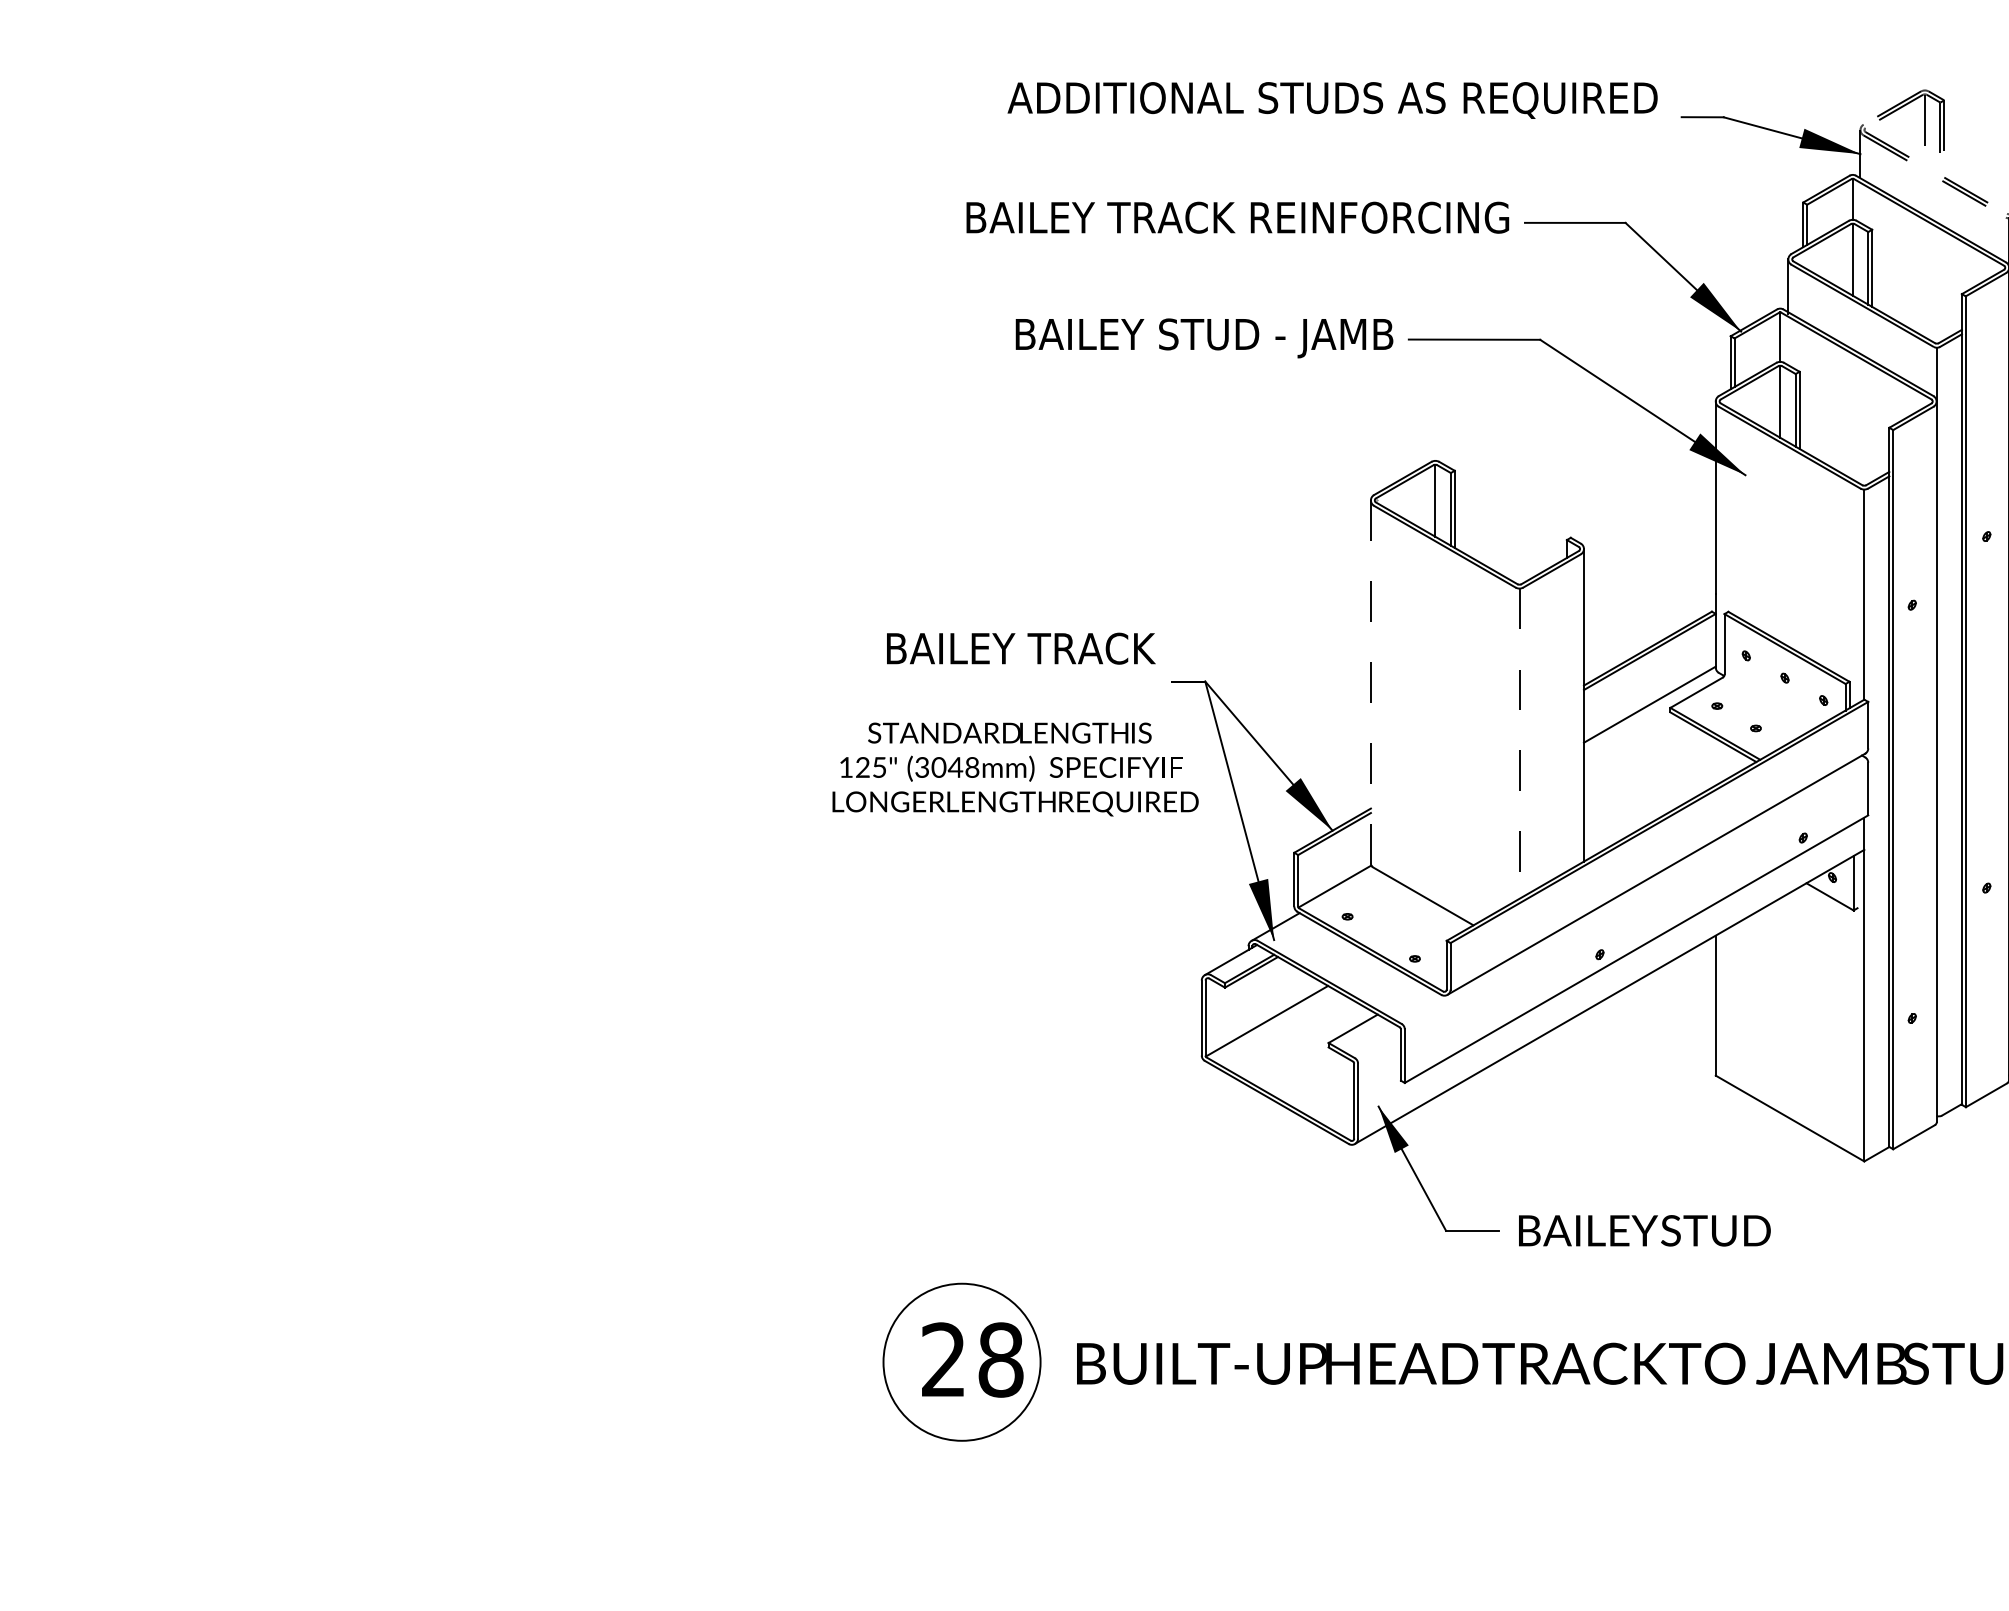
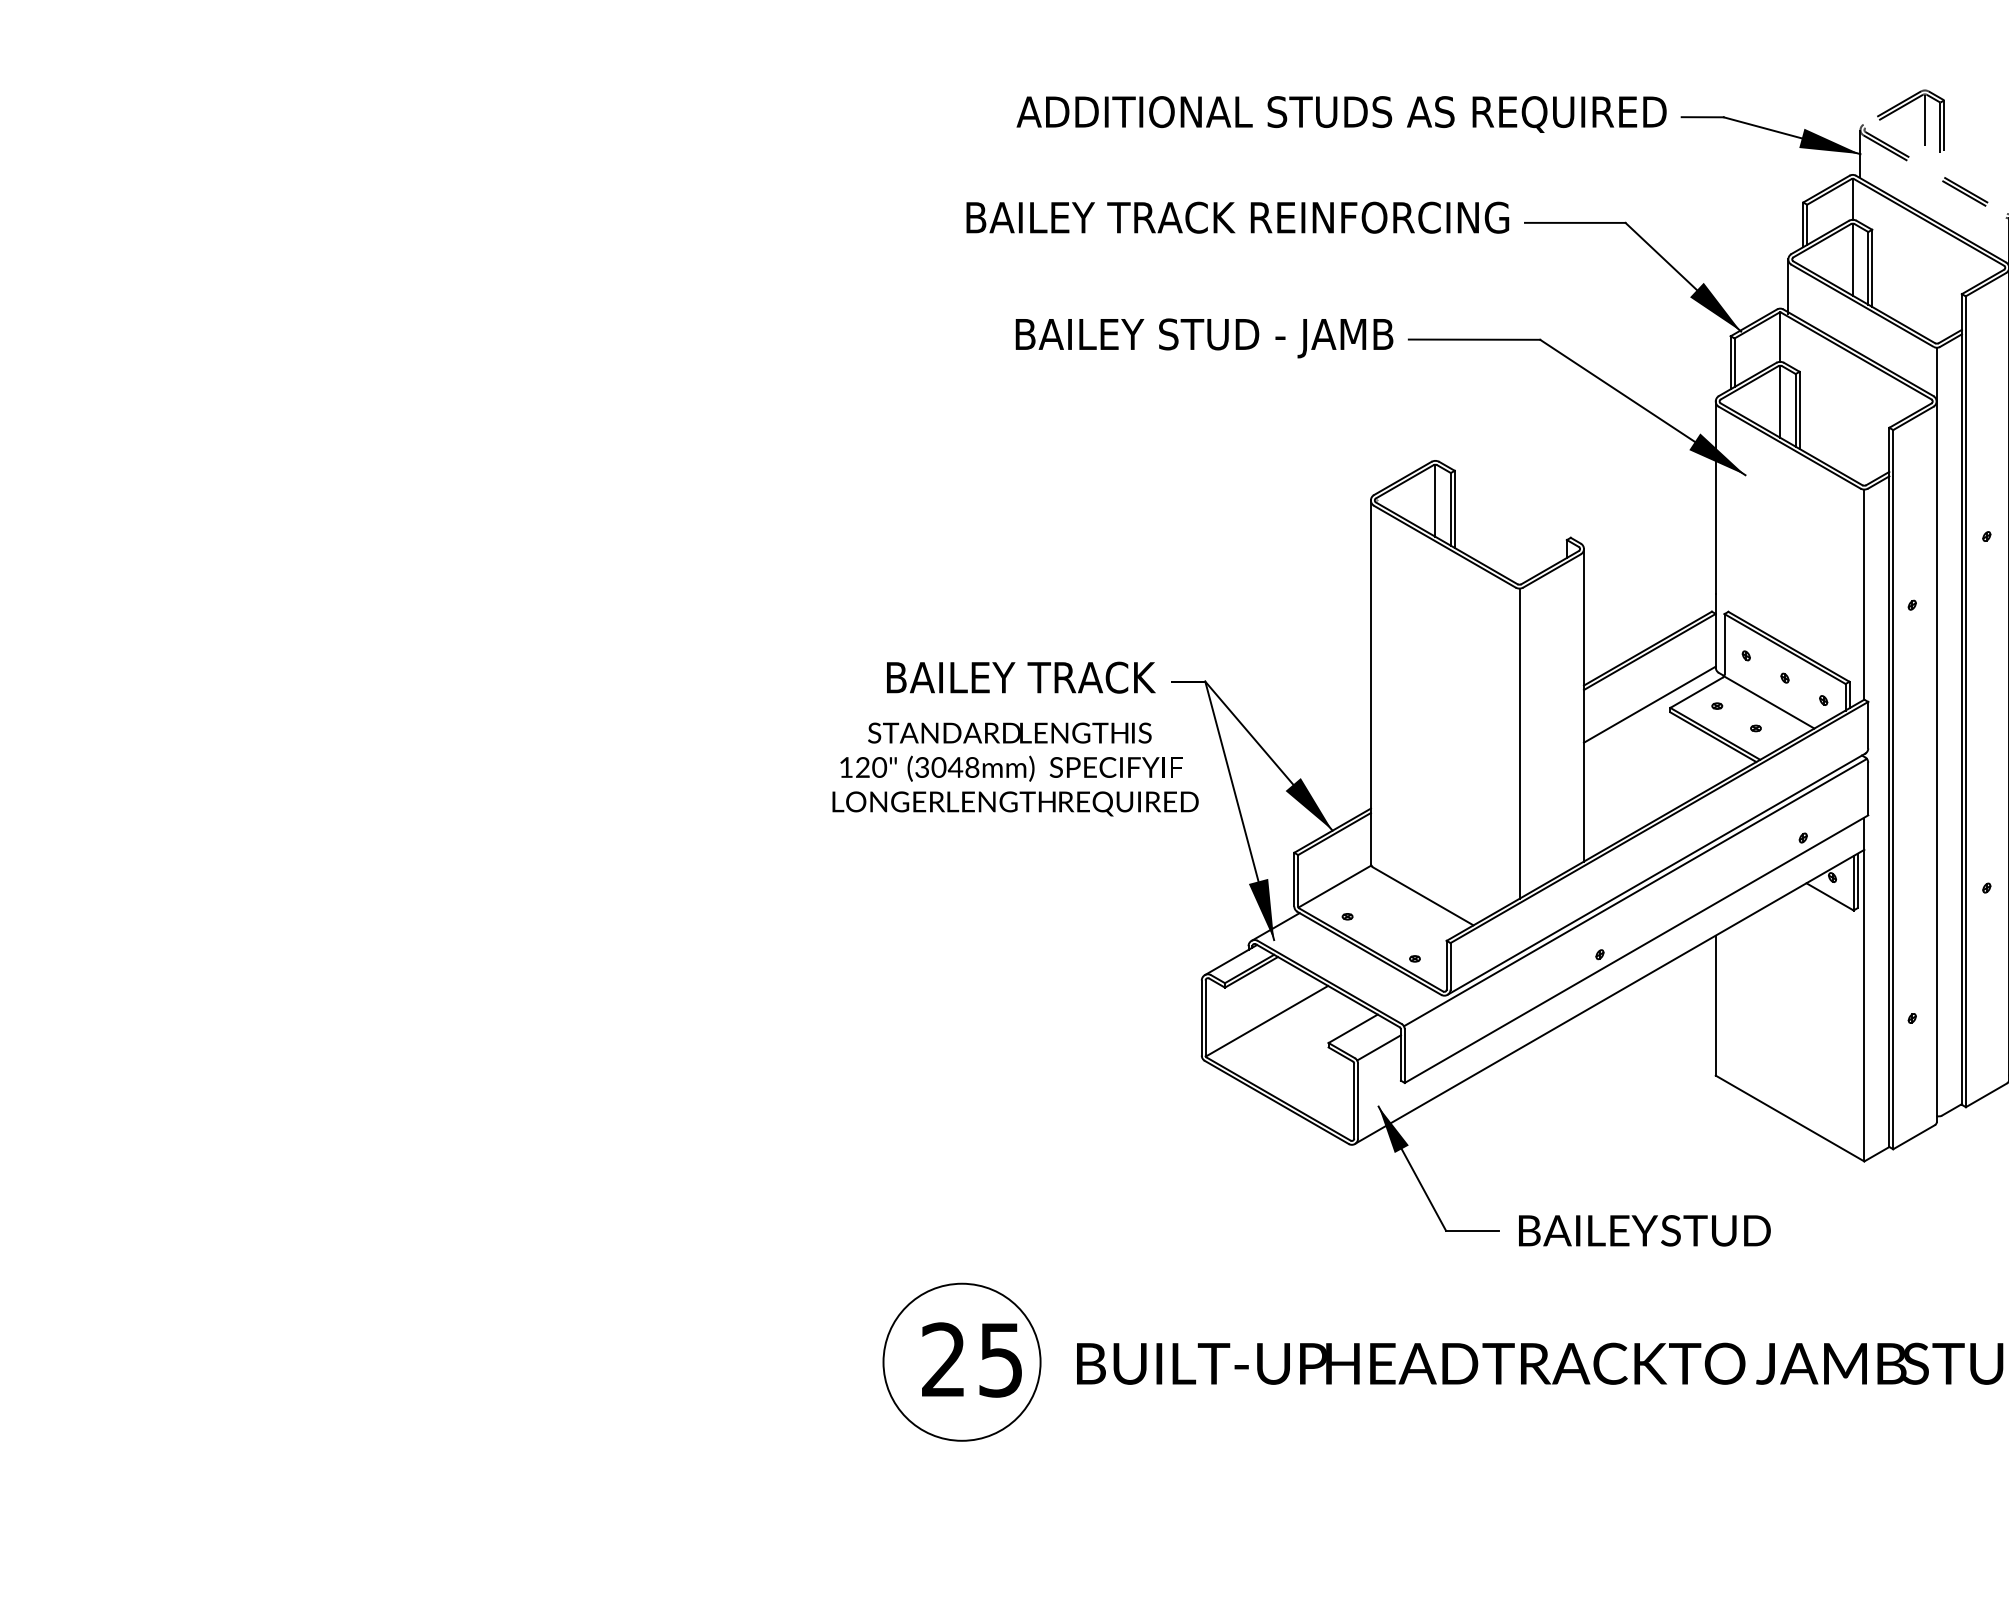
text position: (1332, 100) -> (1341, 114) (1341, 114)
text position: (1021, 648) -> (1021, 677) (1021, 677)
line: dashed -> solid (1370, 682)
line: none -> present (1769, 702)
line: dashed -> solid (1519, 744)
text: 125" -> 120" (879, 767)
line: none -> present (1857, 880)
line: none -> present (1635, 892)
line: none -> present (1378, 1047)
text: 28 -> 25 (1000, 1359)
